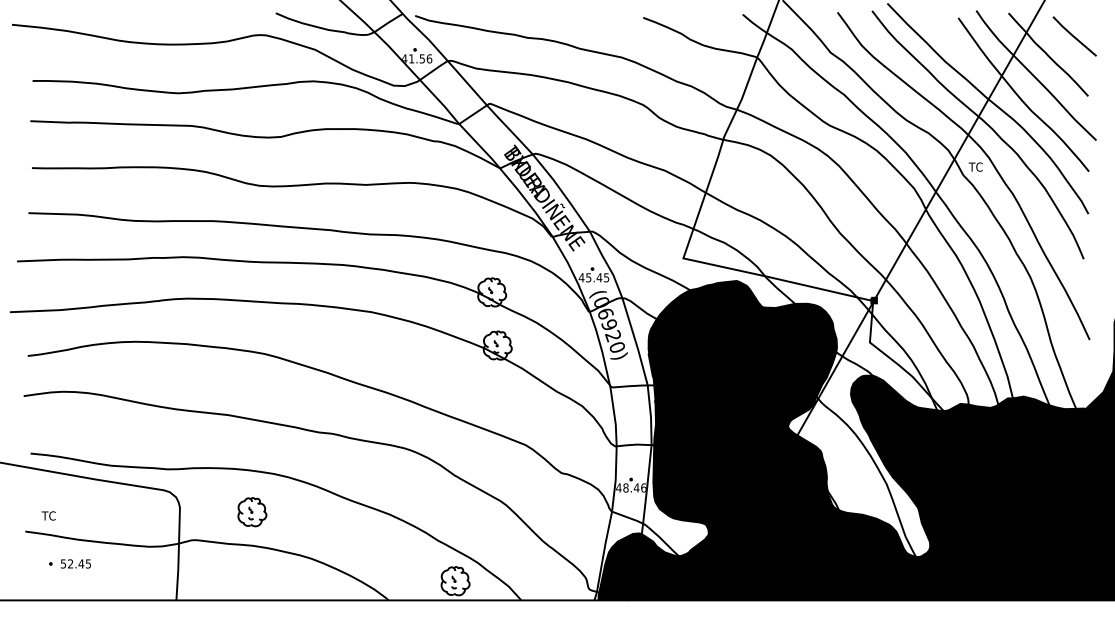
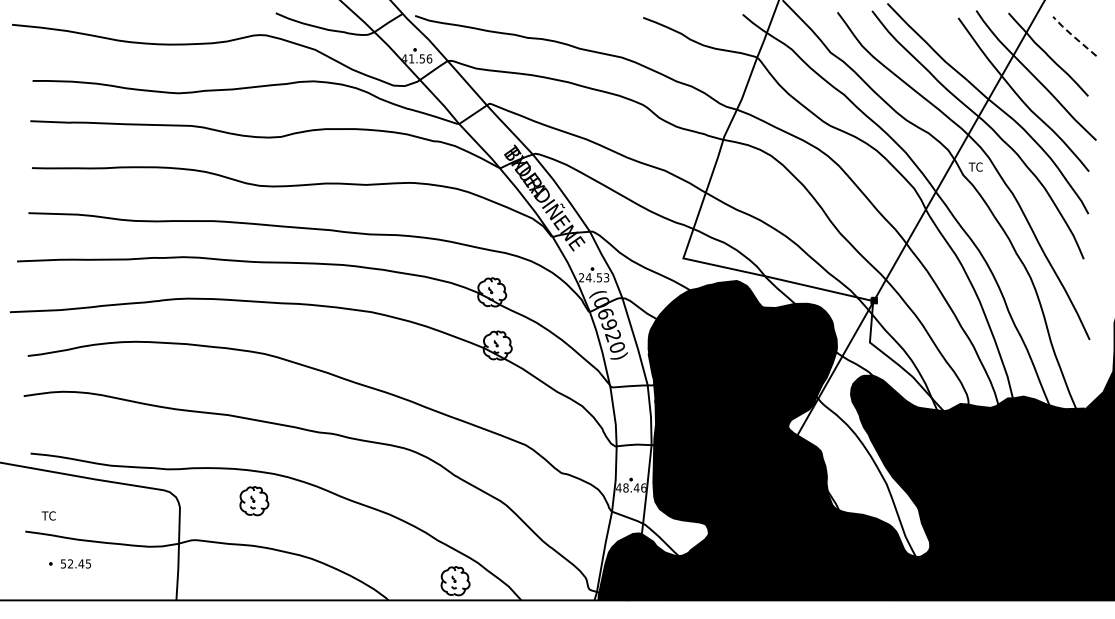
line: solid -> dashed (1073, 36)
text: 45.45 -> 24.53 (593, 277)
part position: (252, 512) -> (254, 501) (254, 501)
